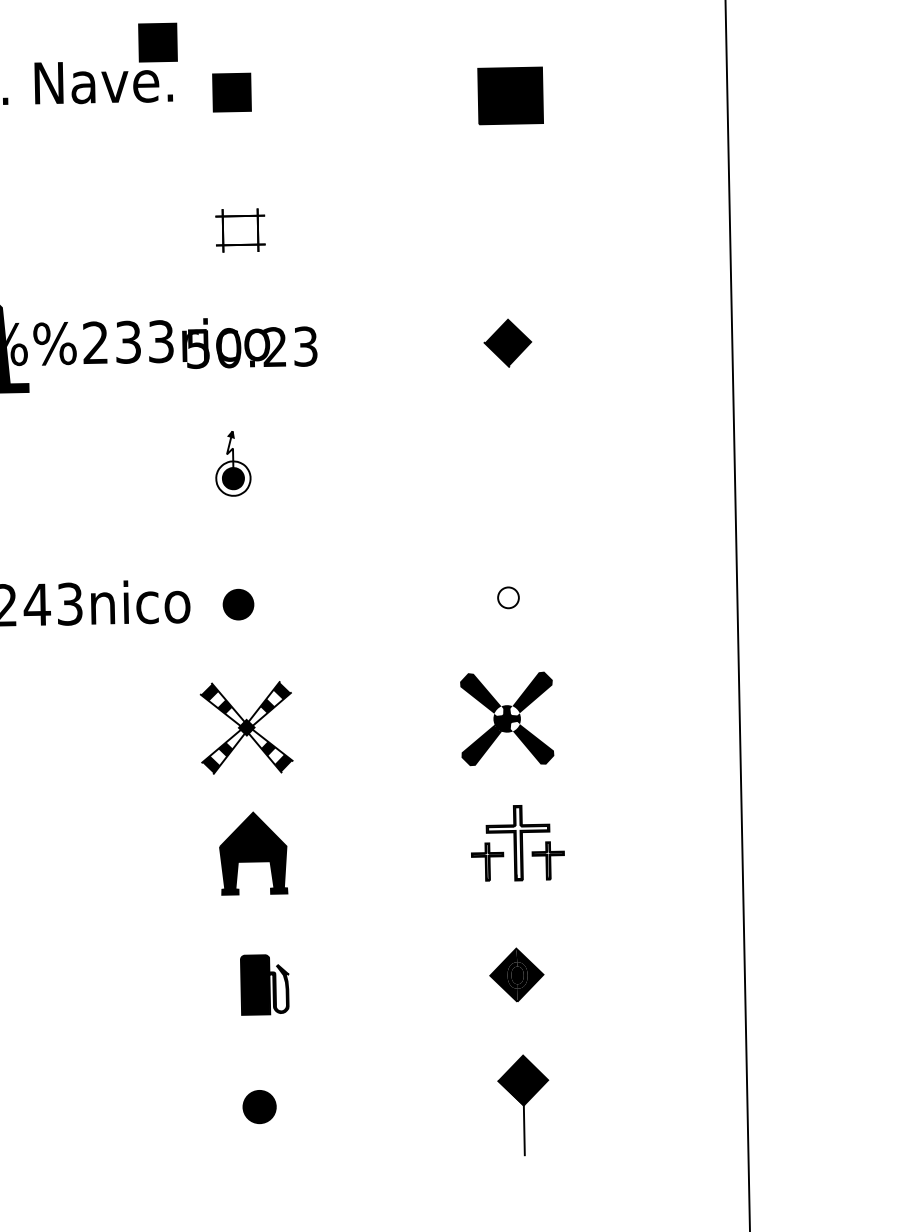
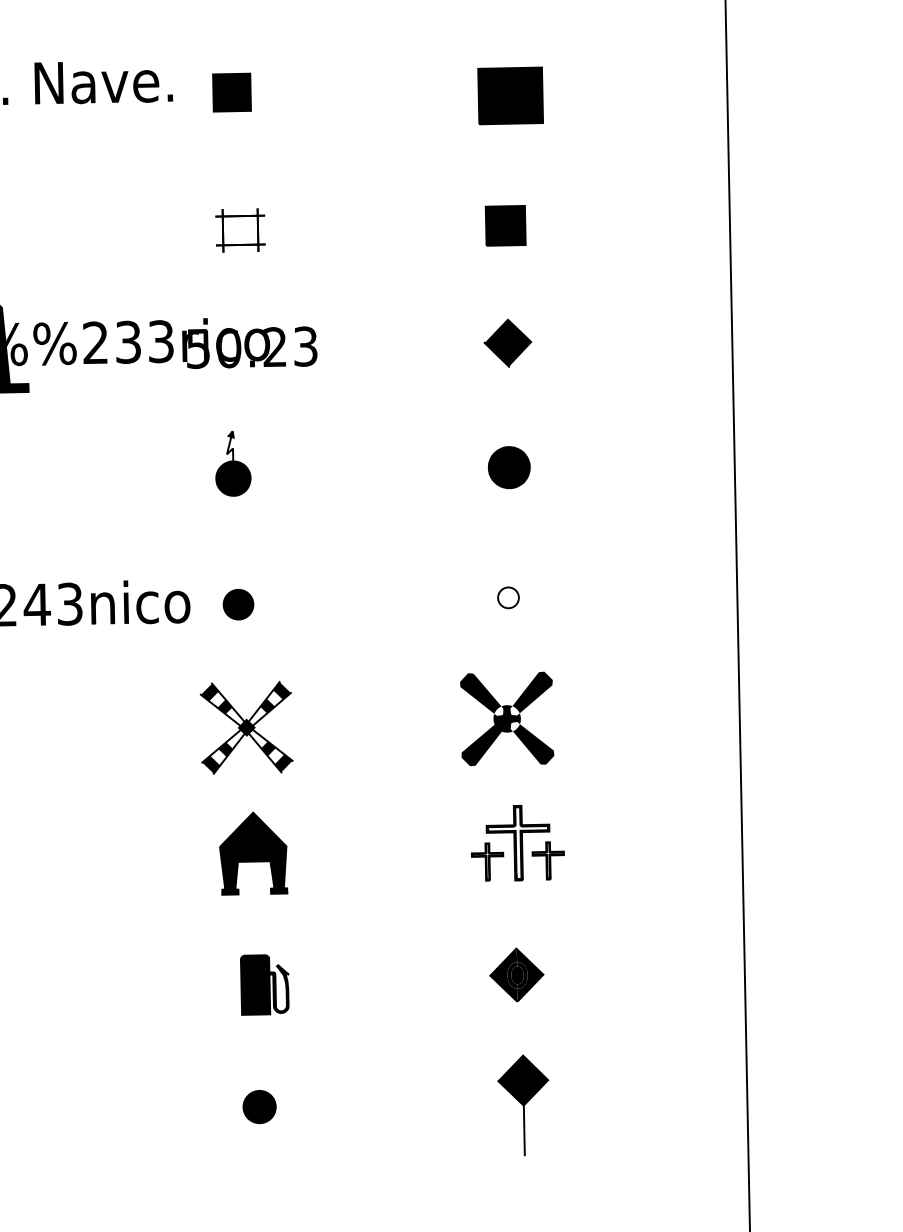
part: present -> none (157, 42)
part: none -> present (505, 225)
fill: none -> present (508, 467)
fill: none -> present (233, 478)
